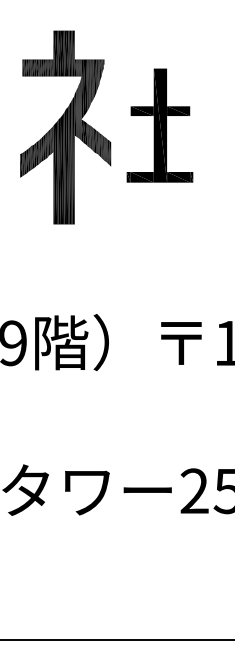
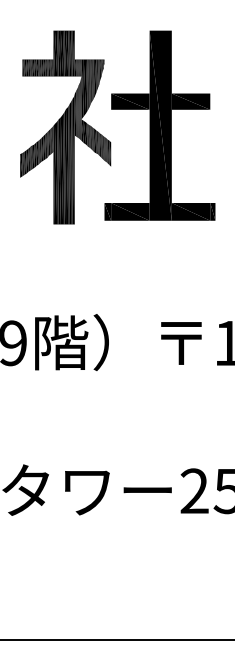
part size: 68x115 px -> 112x191 px (159, 125)
